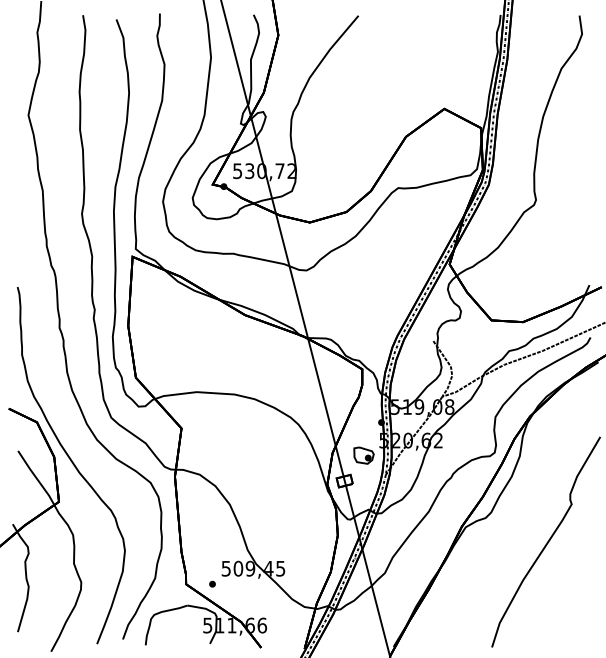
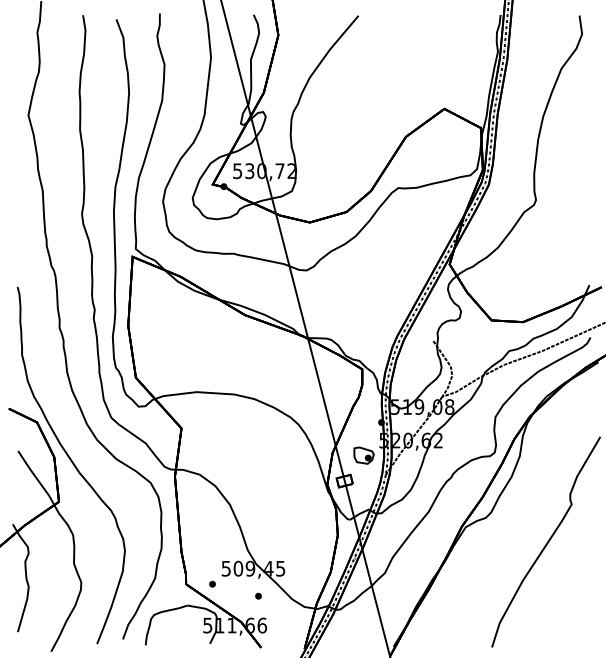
part: none -> present (258, 595)
